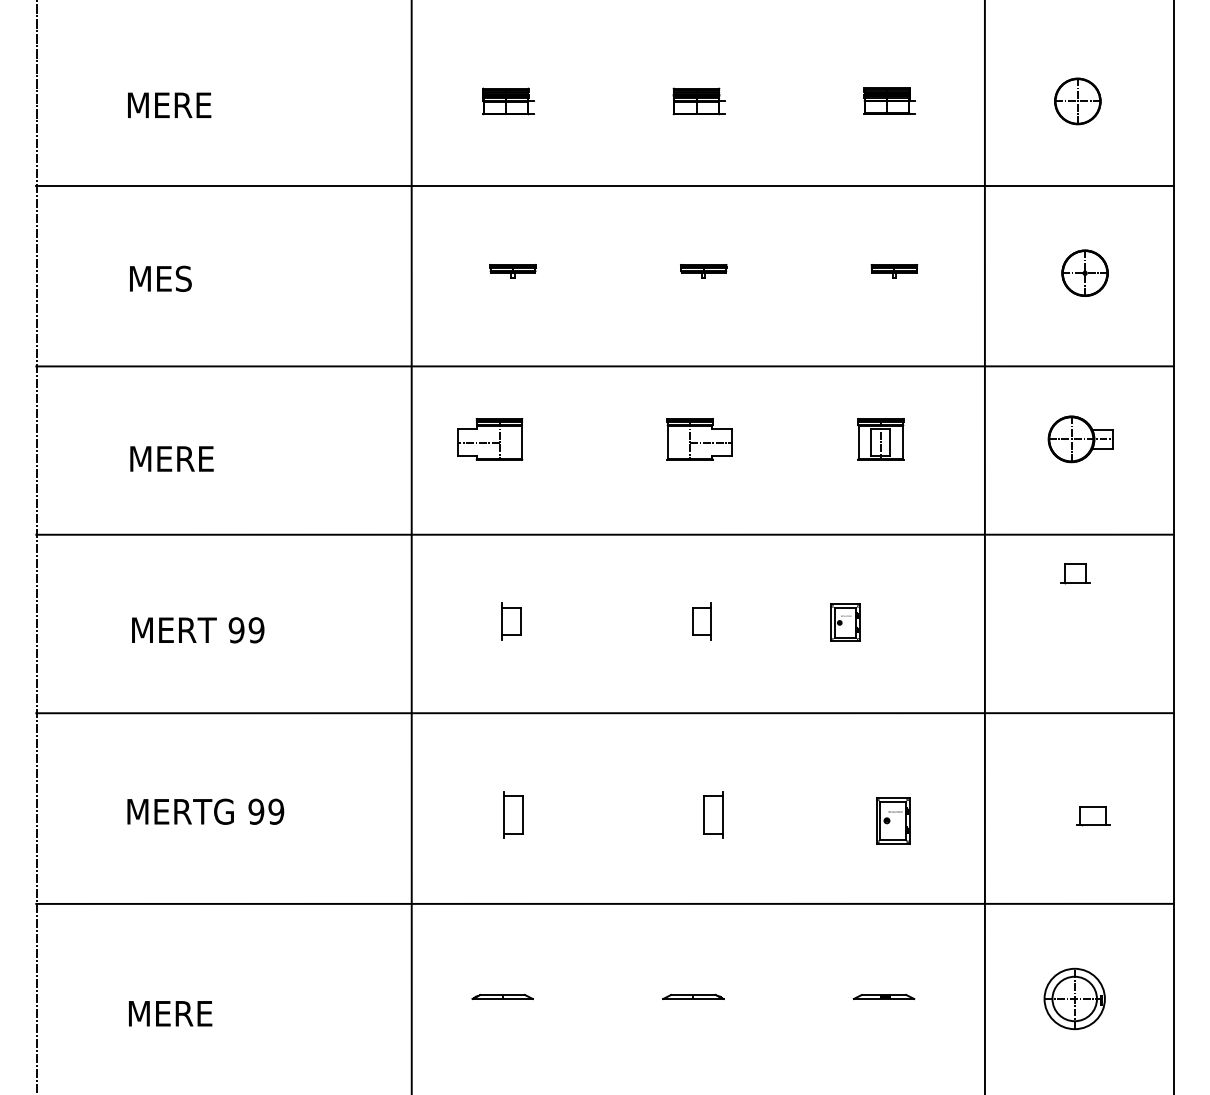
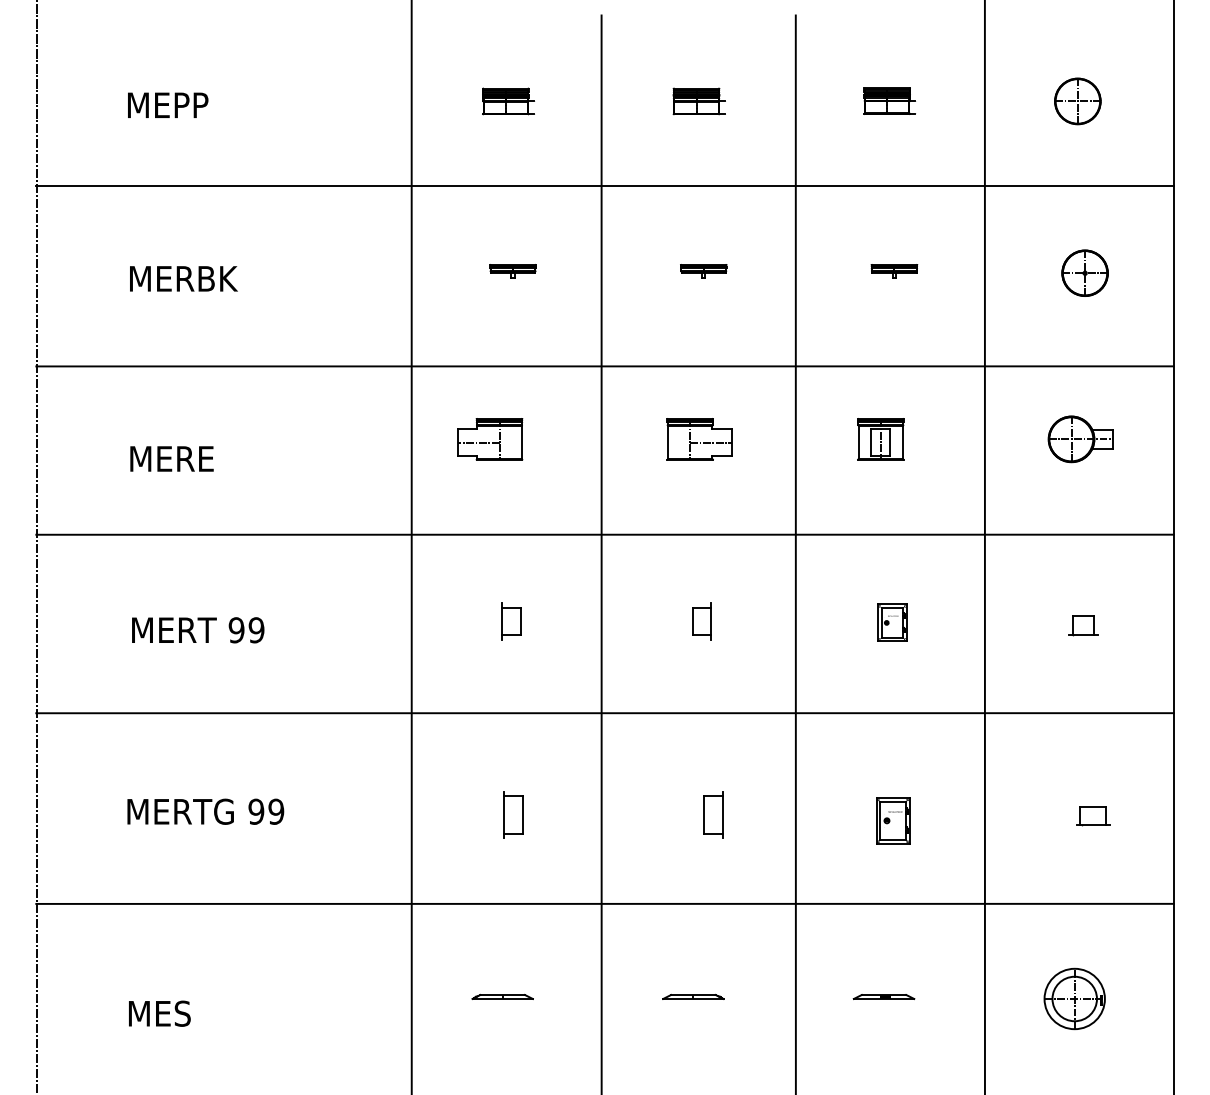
text: MERE -> MEPP (194, 104)
text: MES -> MERBK (206, 278)
line: none -> present (601, 553)
line: none -> present (795, 553)
part position: (1075, 573) -> (1083, 625) (1083, 625)
part position: (845, 622) -> (892, 622) (892, 622)
text: MERE -> MES (193, 1013)
